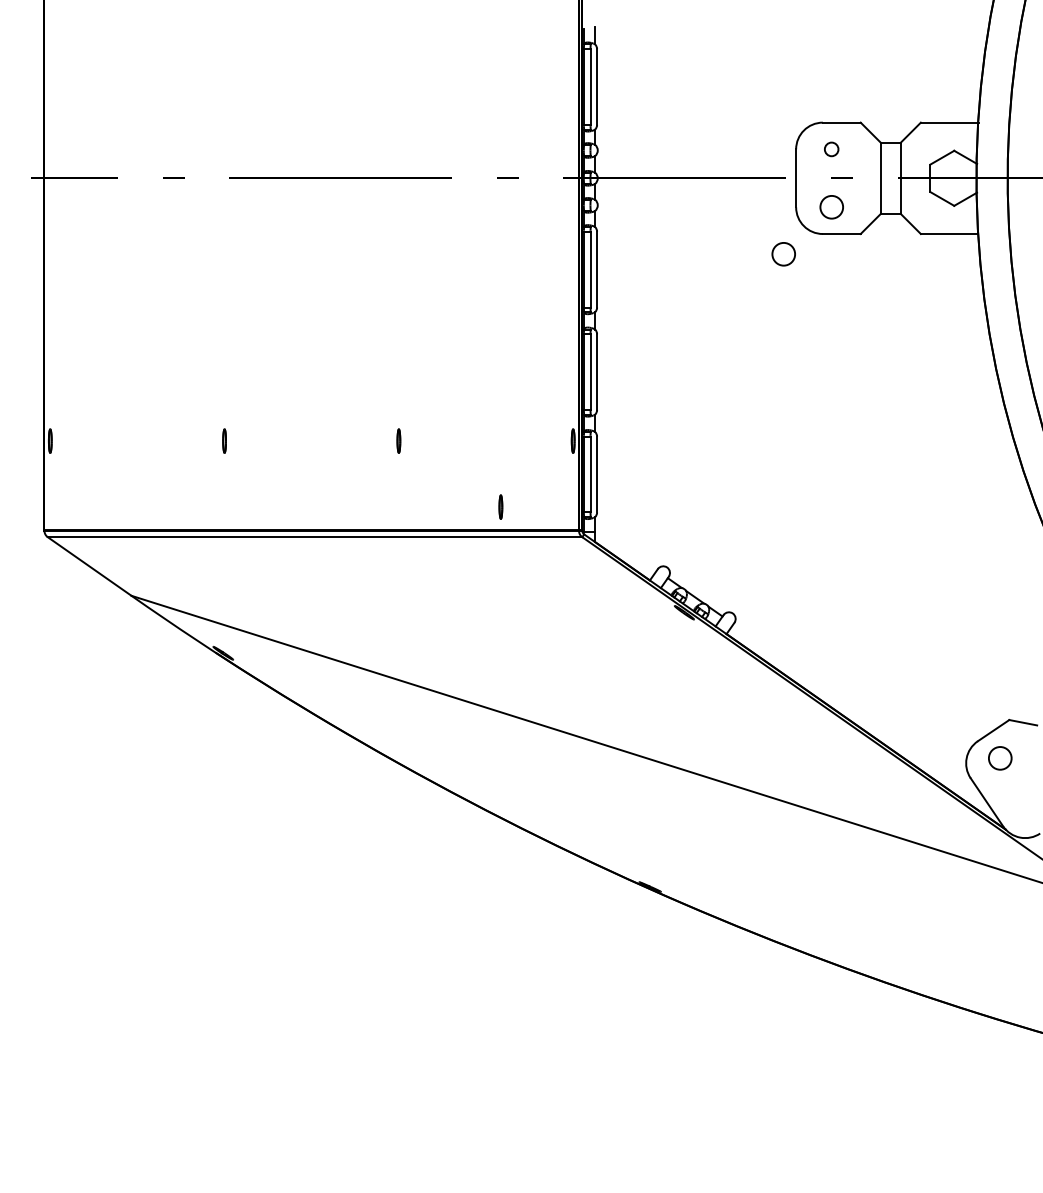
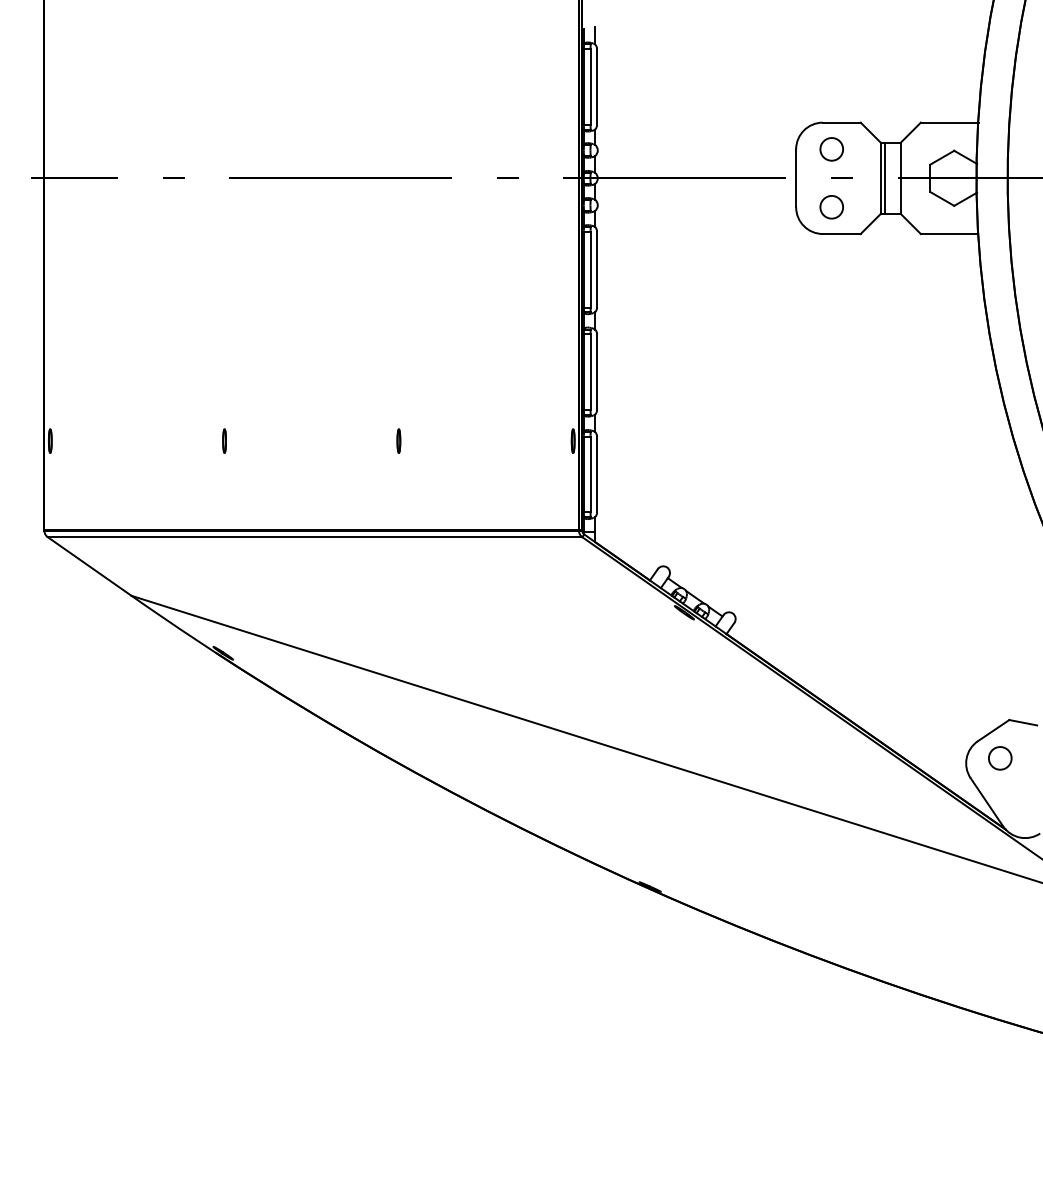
circle size: 16x17 px -> 25x25 px (831, 149)
line: none -> present (885, 177)
circle: present -> none (783, 254)
part: present -> none (500, 506)
